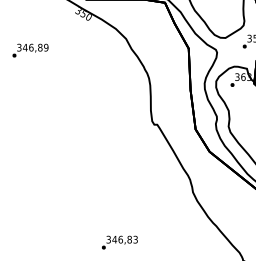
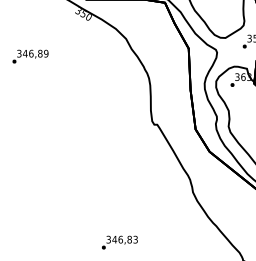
text position: (30, 50) -> (30, 56) (30, 56)
